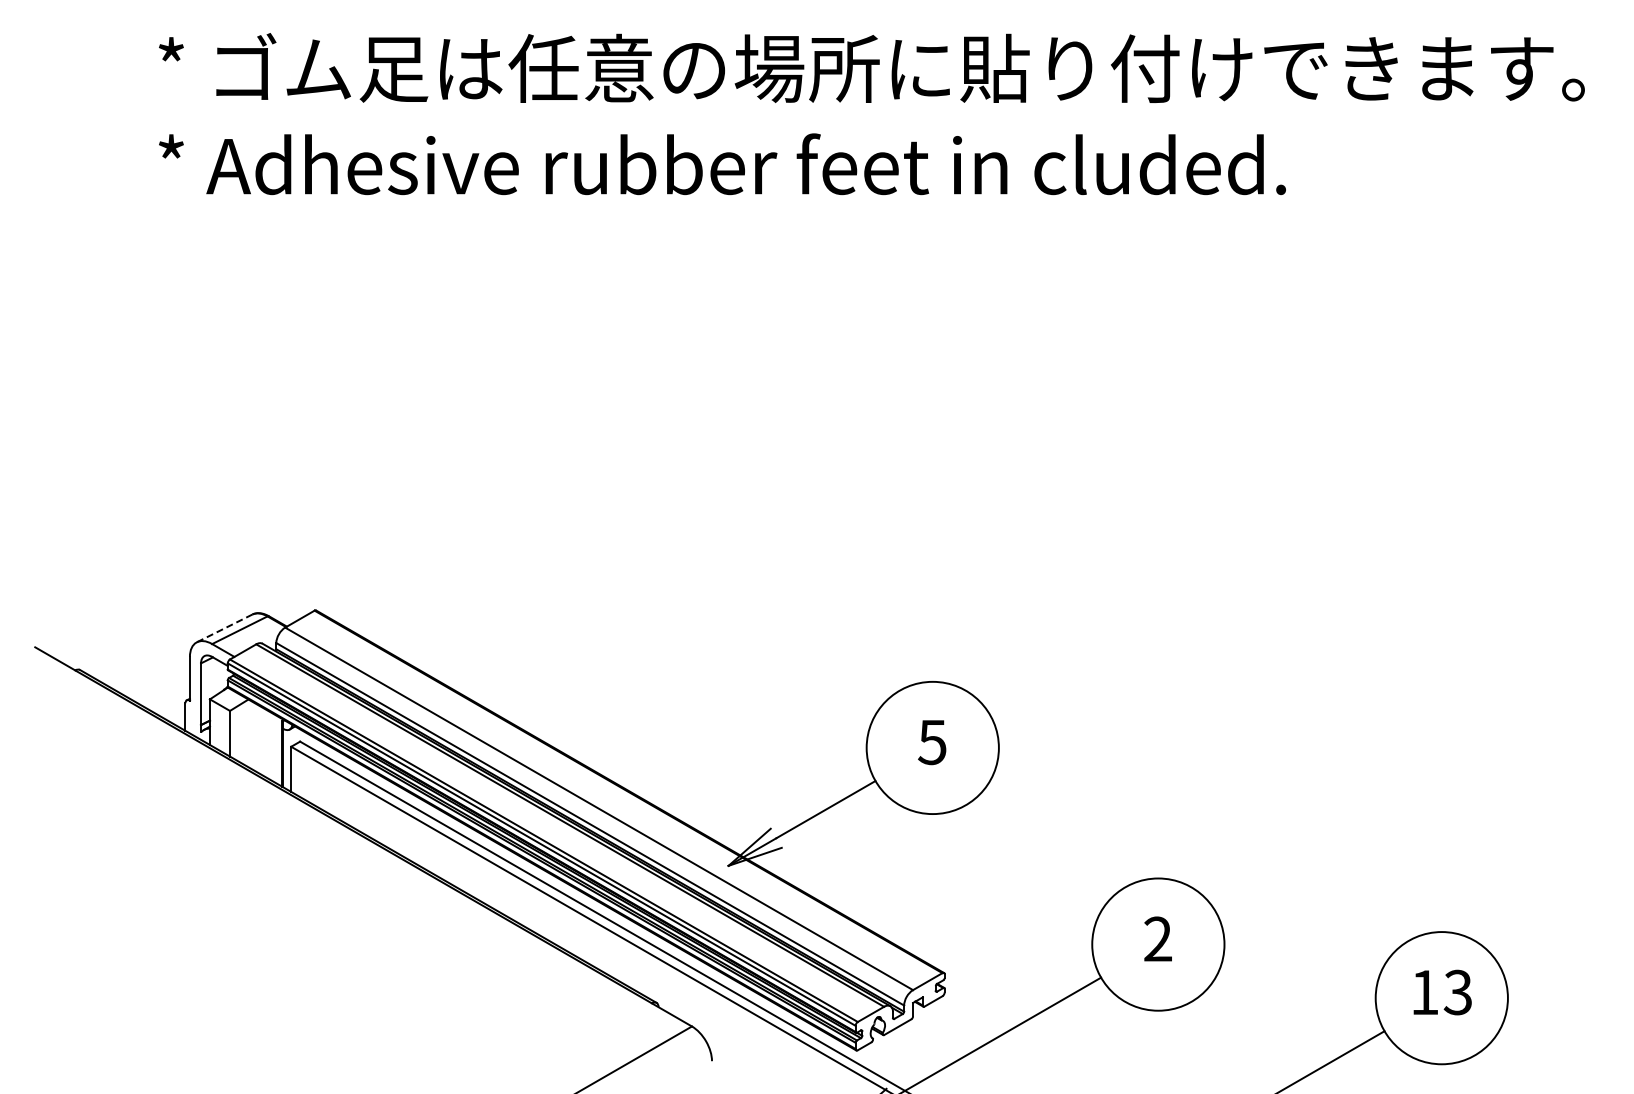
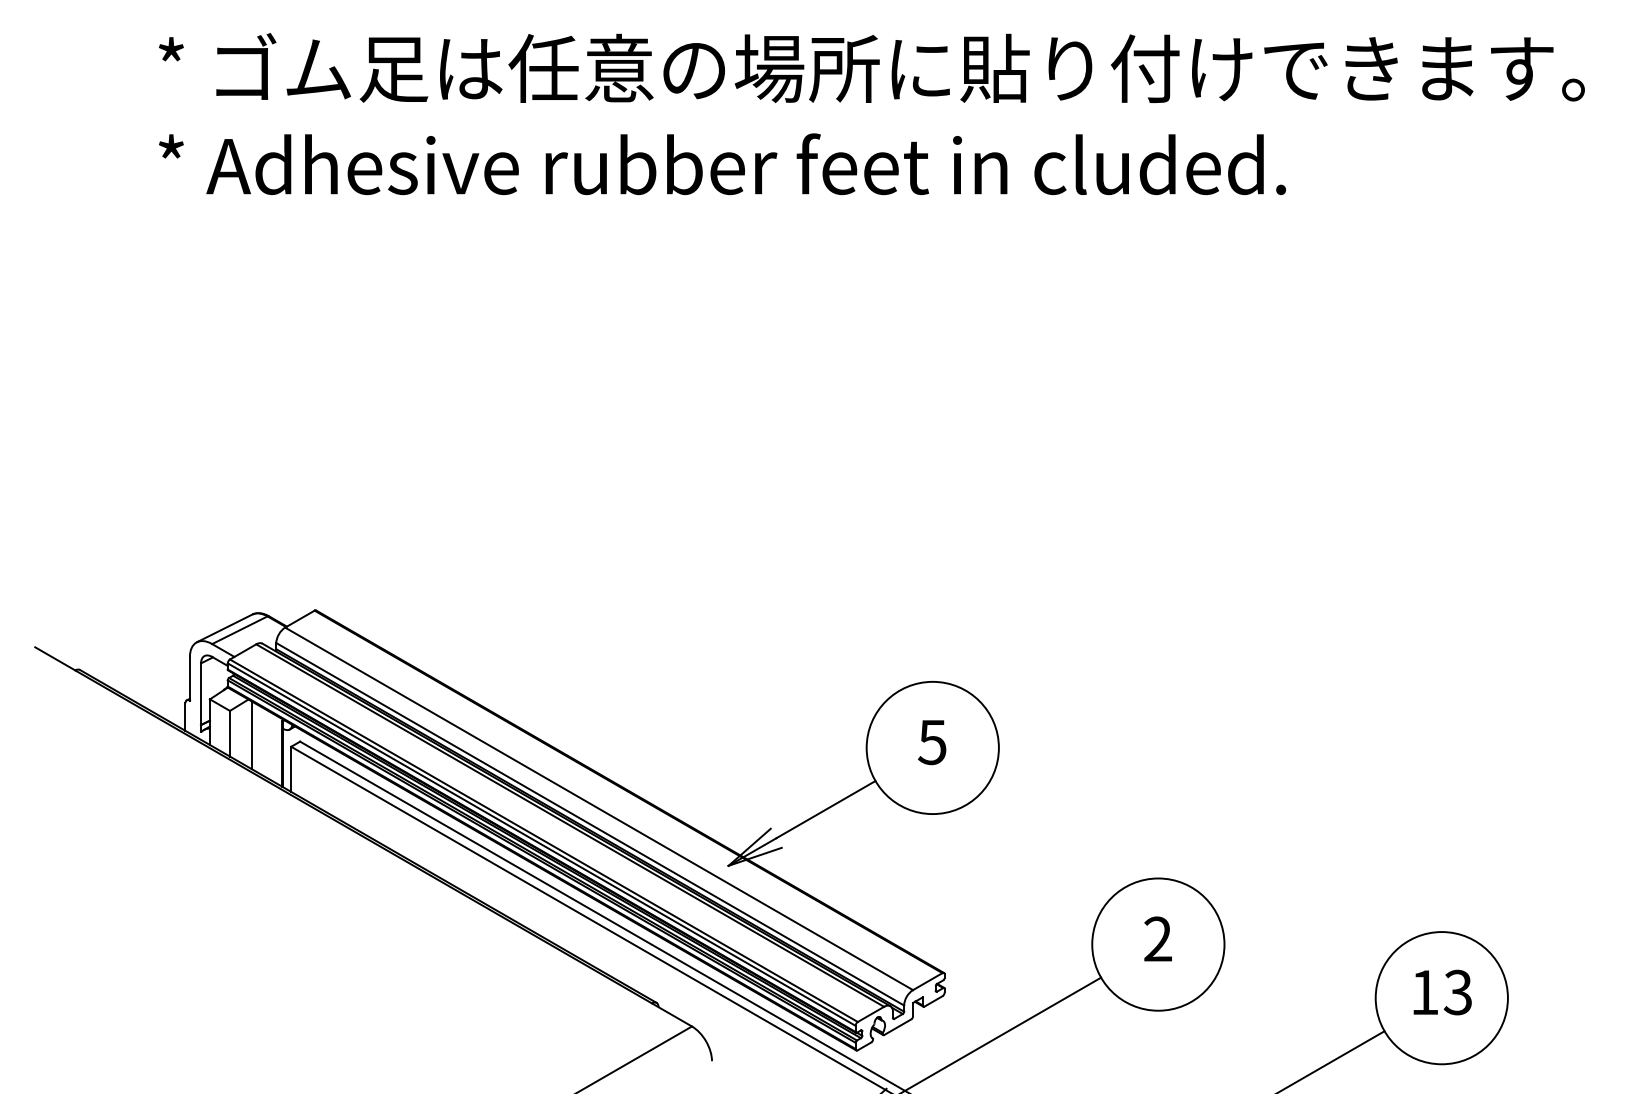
line: dashed -> solid (224, 628)
line: none -> present (252, 735)
